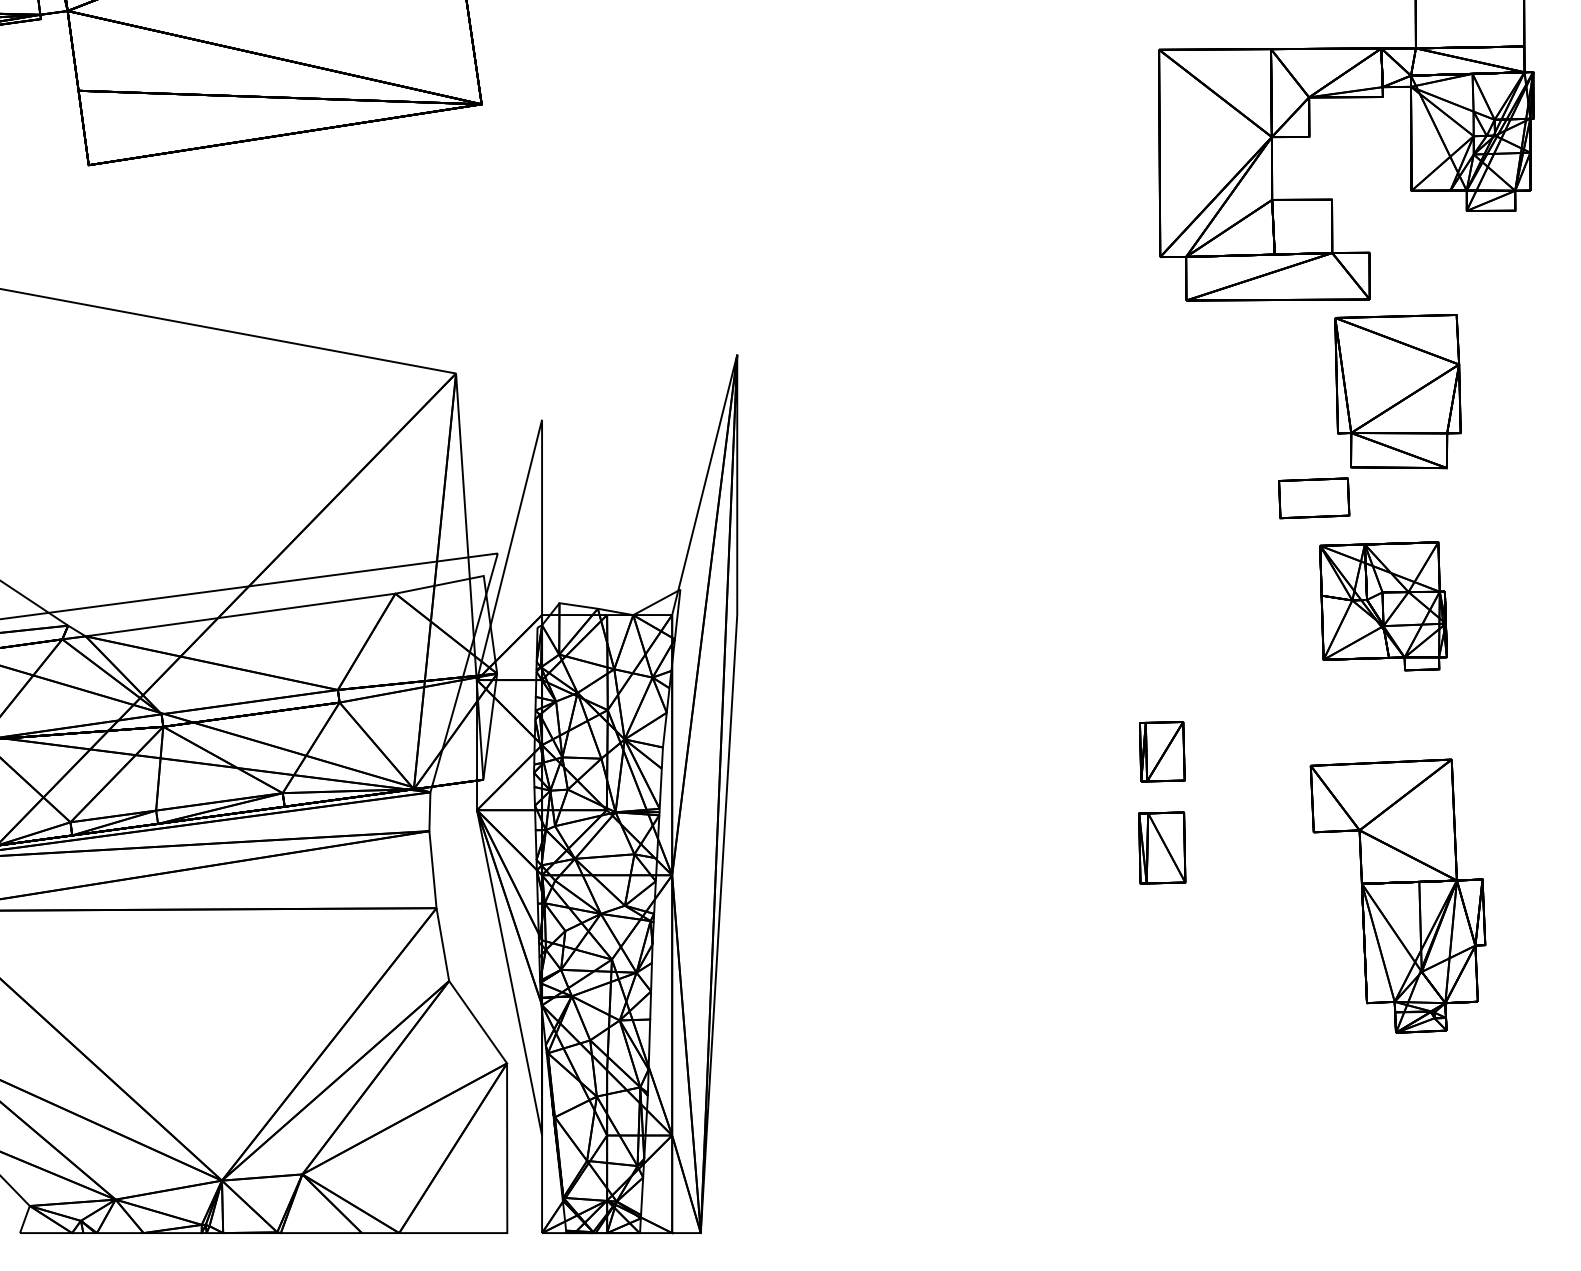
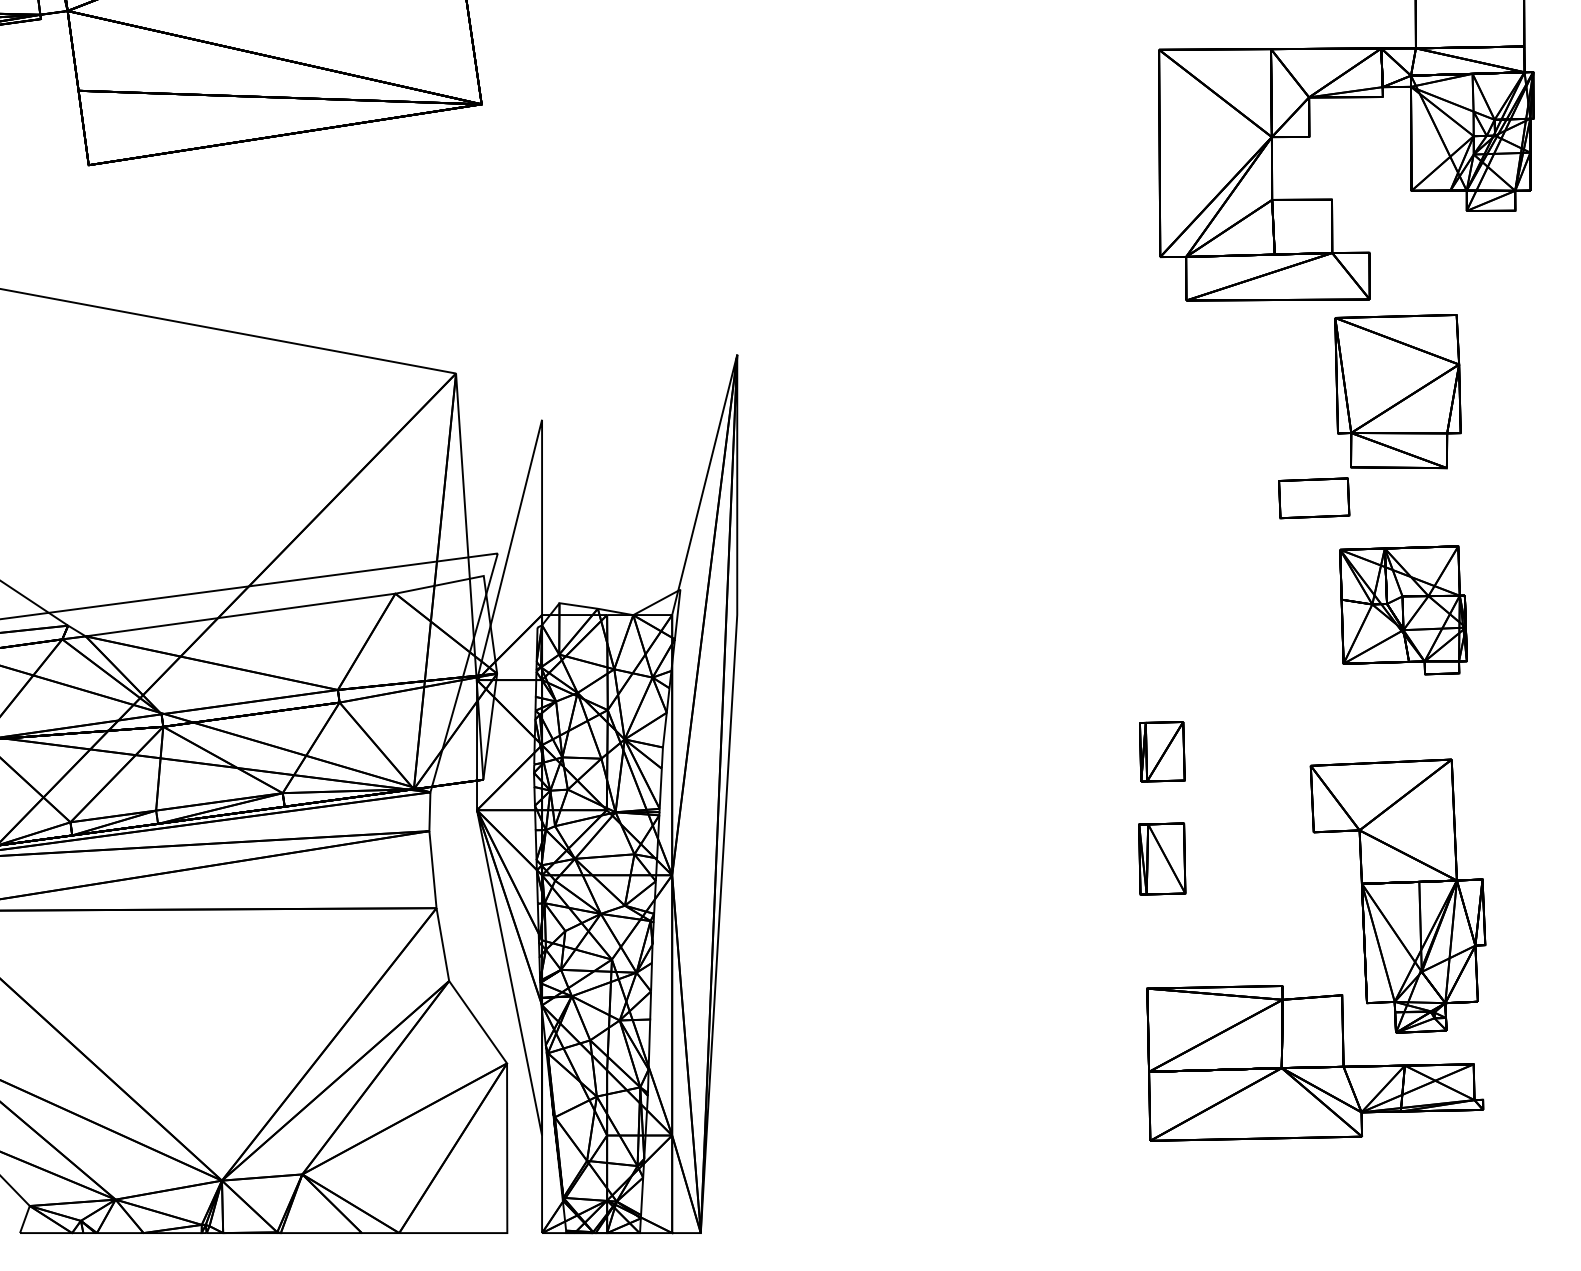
part position: (1383, 606) -> (1403, 610) (1403, 610)
part position: (1162, 847) -> (1162, 858) (1162, 858)
part: none -> present (1315, 1063)
